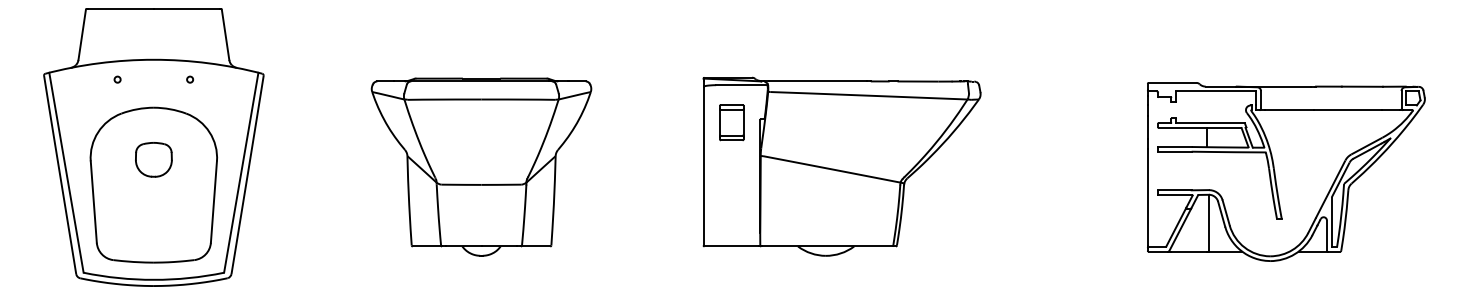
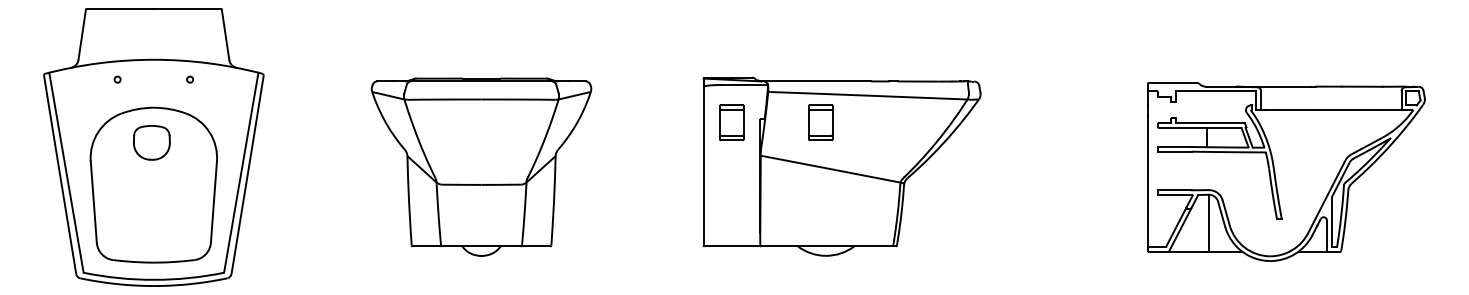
part: none -> present (820, 122)
part position: (153, 159) -> (151, 142) (151, 142)
